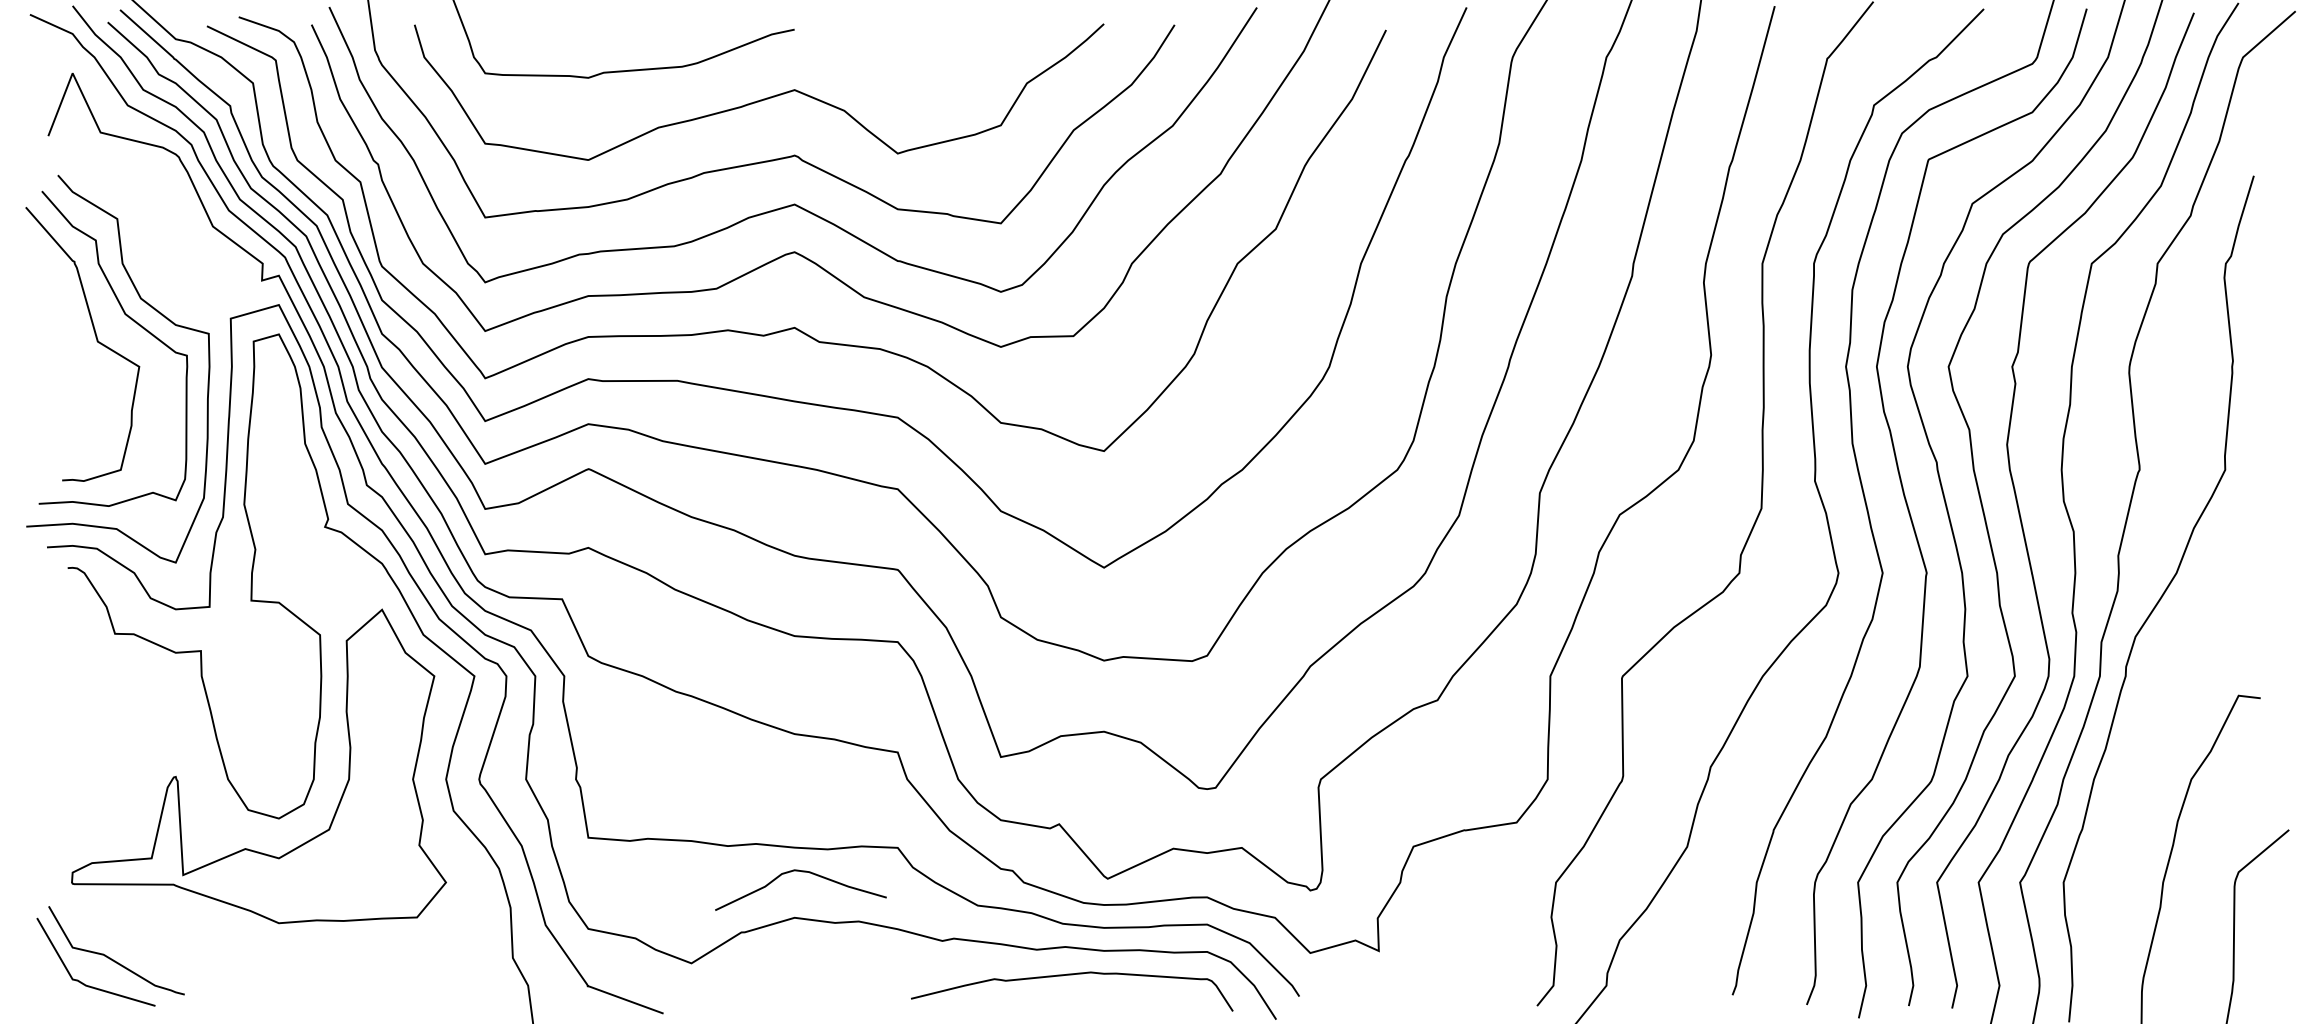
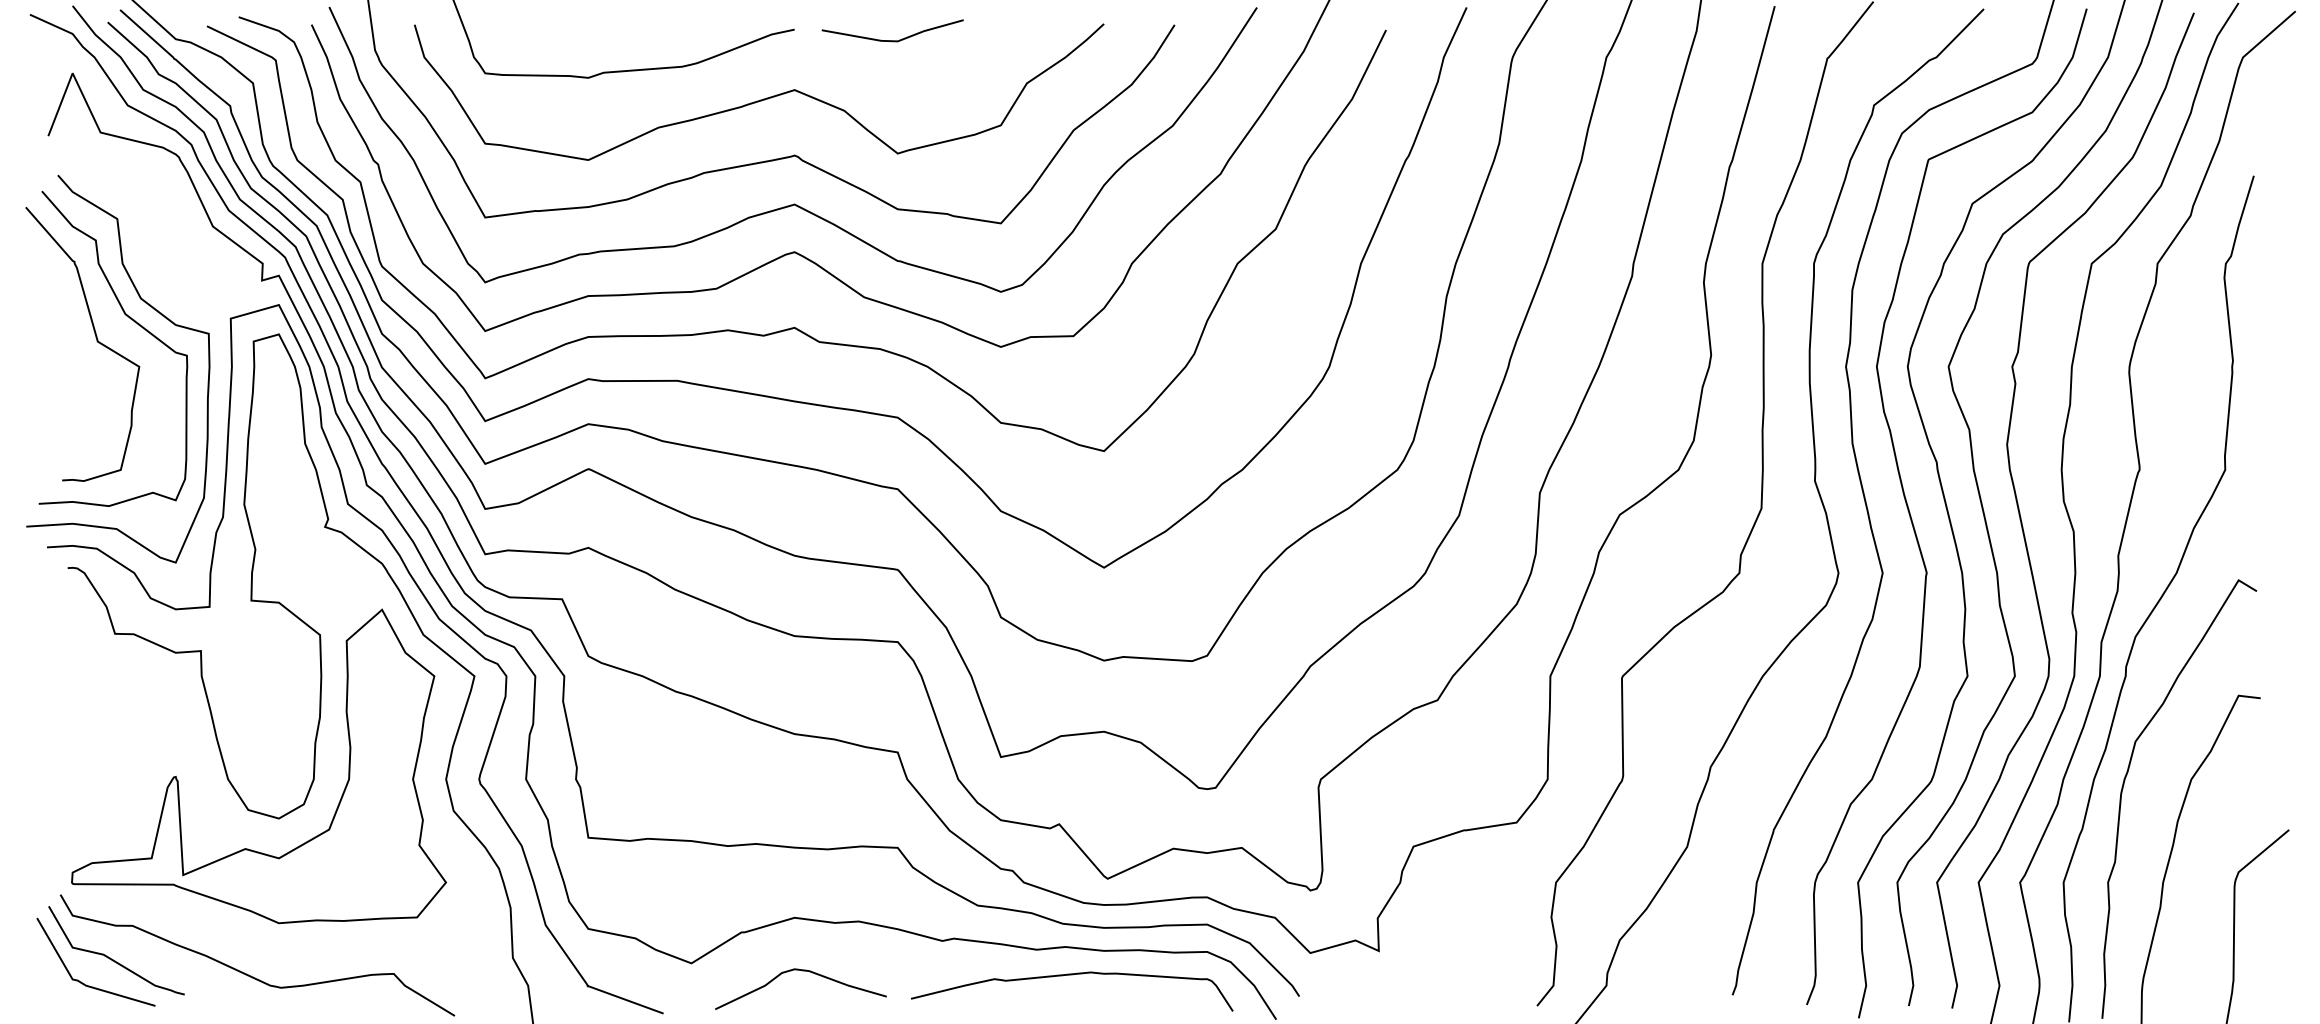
line: none -> present (892, 40)
curve: none -> present (2124, 785)
curve position: (802, 872) -> (802, 971) (802, 971)
curve: none -> present (251, 975)
